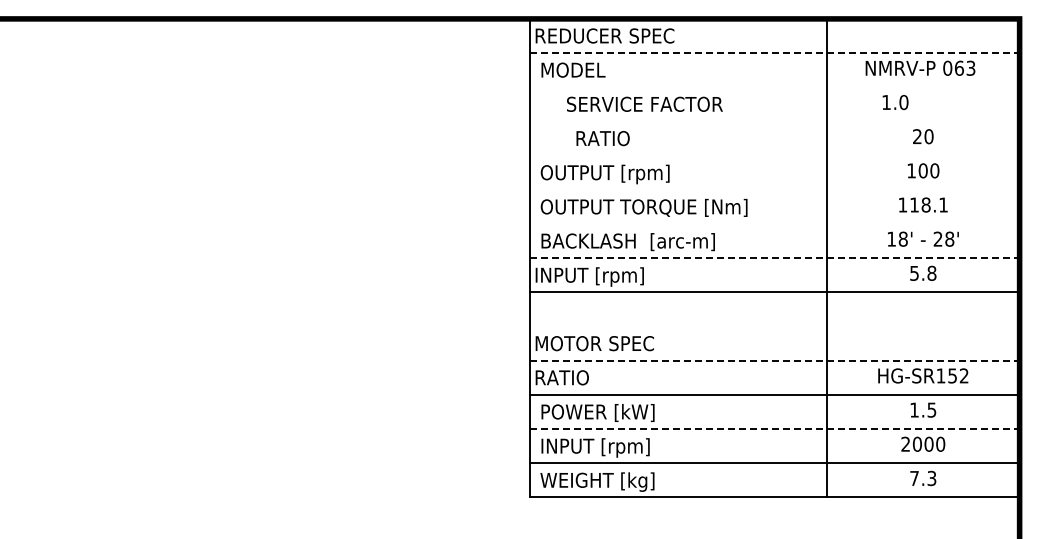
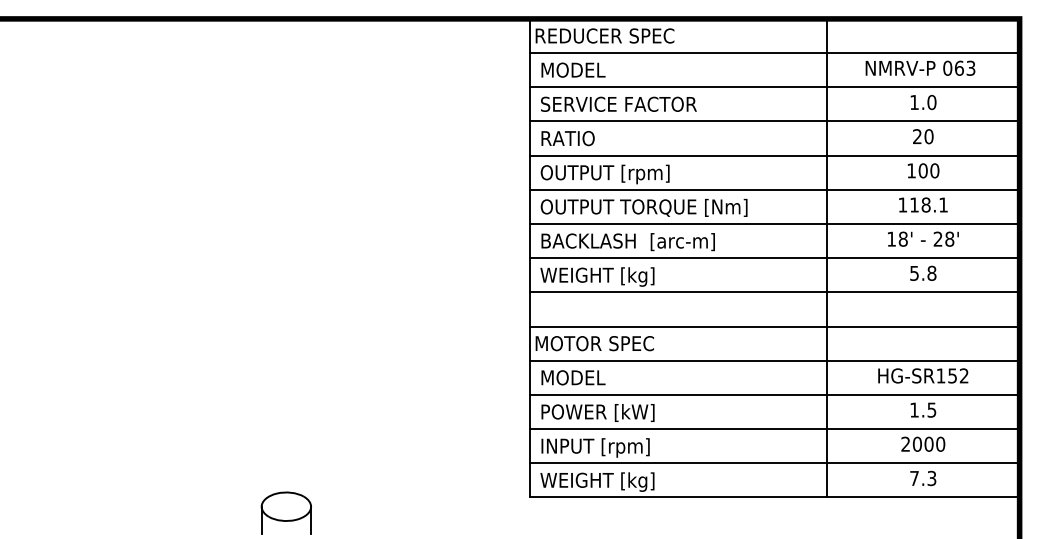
line: dashed -> solid (774, 53)
line: none -> present (774, 87)
text position: (895, 102) -> (923, 102) (923, 102)
text position: (644, 103) -> (618, 103) (618, 103)
line: none -> present (774, 121)
text position: (602, 138) -> (567, 138) (567, 138)
line: none -> present (774, 155)
line: none -> present (774, 189)
line: none -> present (774, 224)
line: dashed -> solid (774, 258)
text: INPUT [rpm] -> WEIGHT [kg] (594, 276)
line: none -> present (774, 326)
line: dashed -> solid (774, 360)
text: RATIO -> MODEL (570, 377)
line: dashed -> solid (774, 429)
part: none -> present (285, 512)
